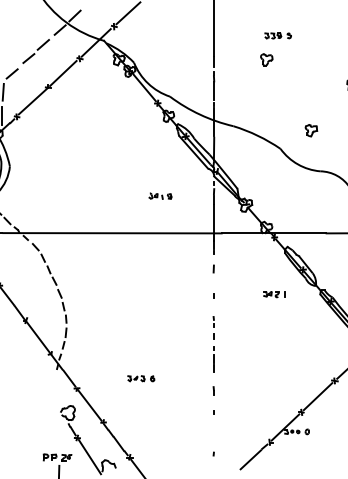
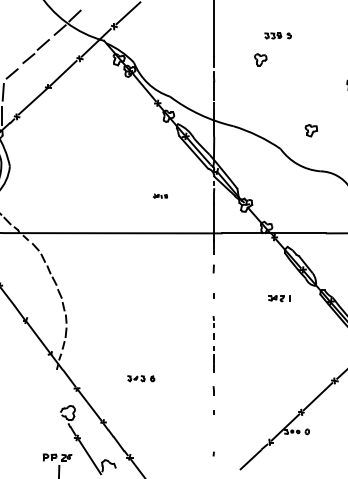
part position: (266, 59) -> (260, 59) (260, 59)
part size: 25x8 px -> 16x6 px (159, 195)
part position: (274, 294) -> (279, 298) (279, 298)
